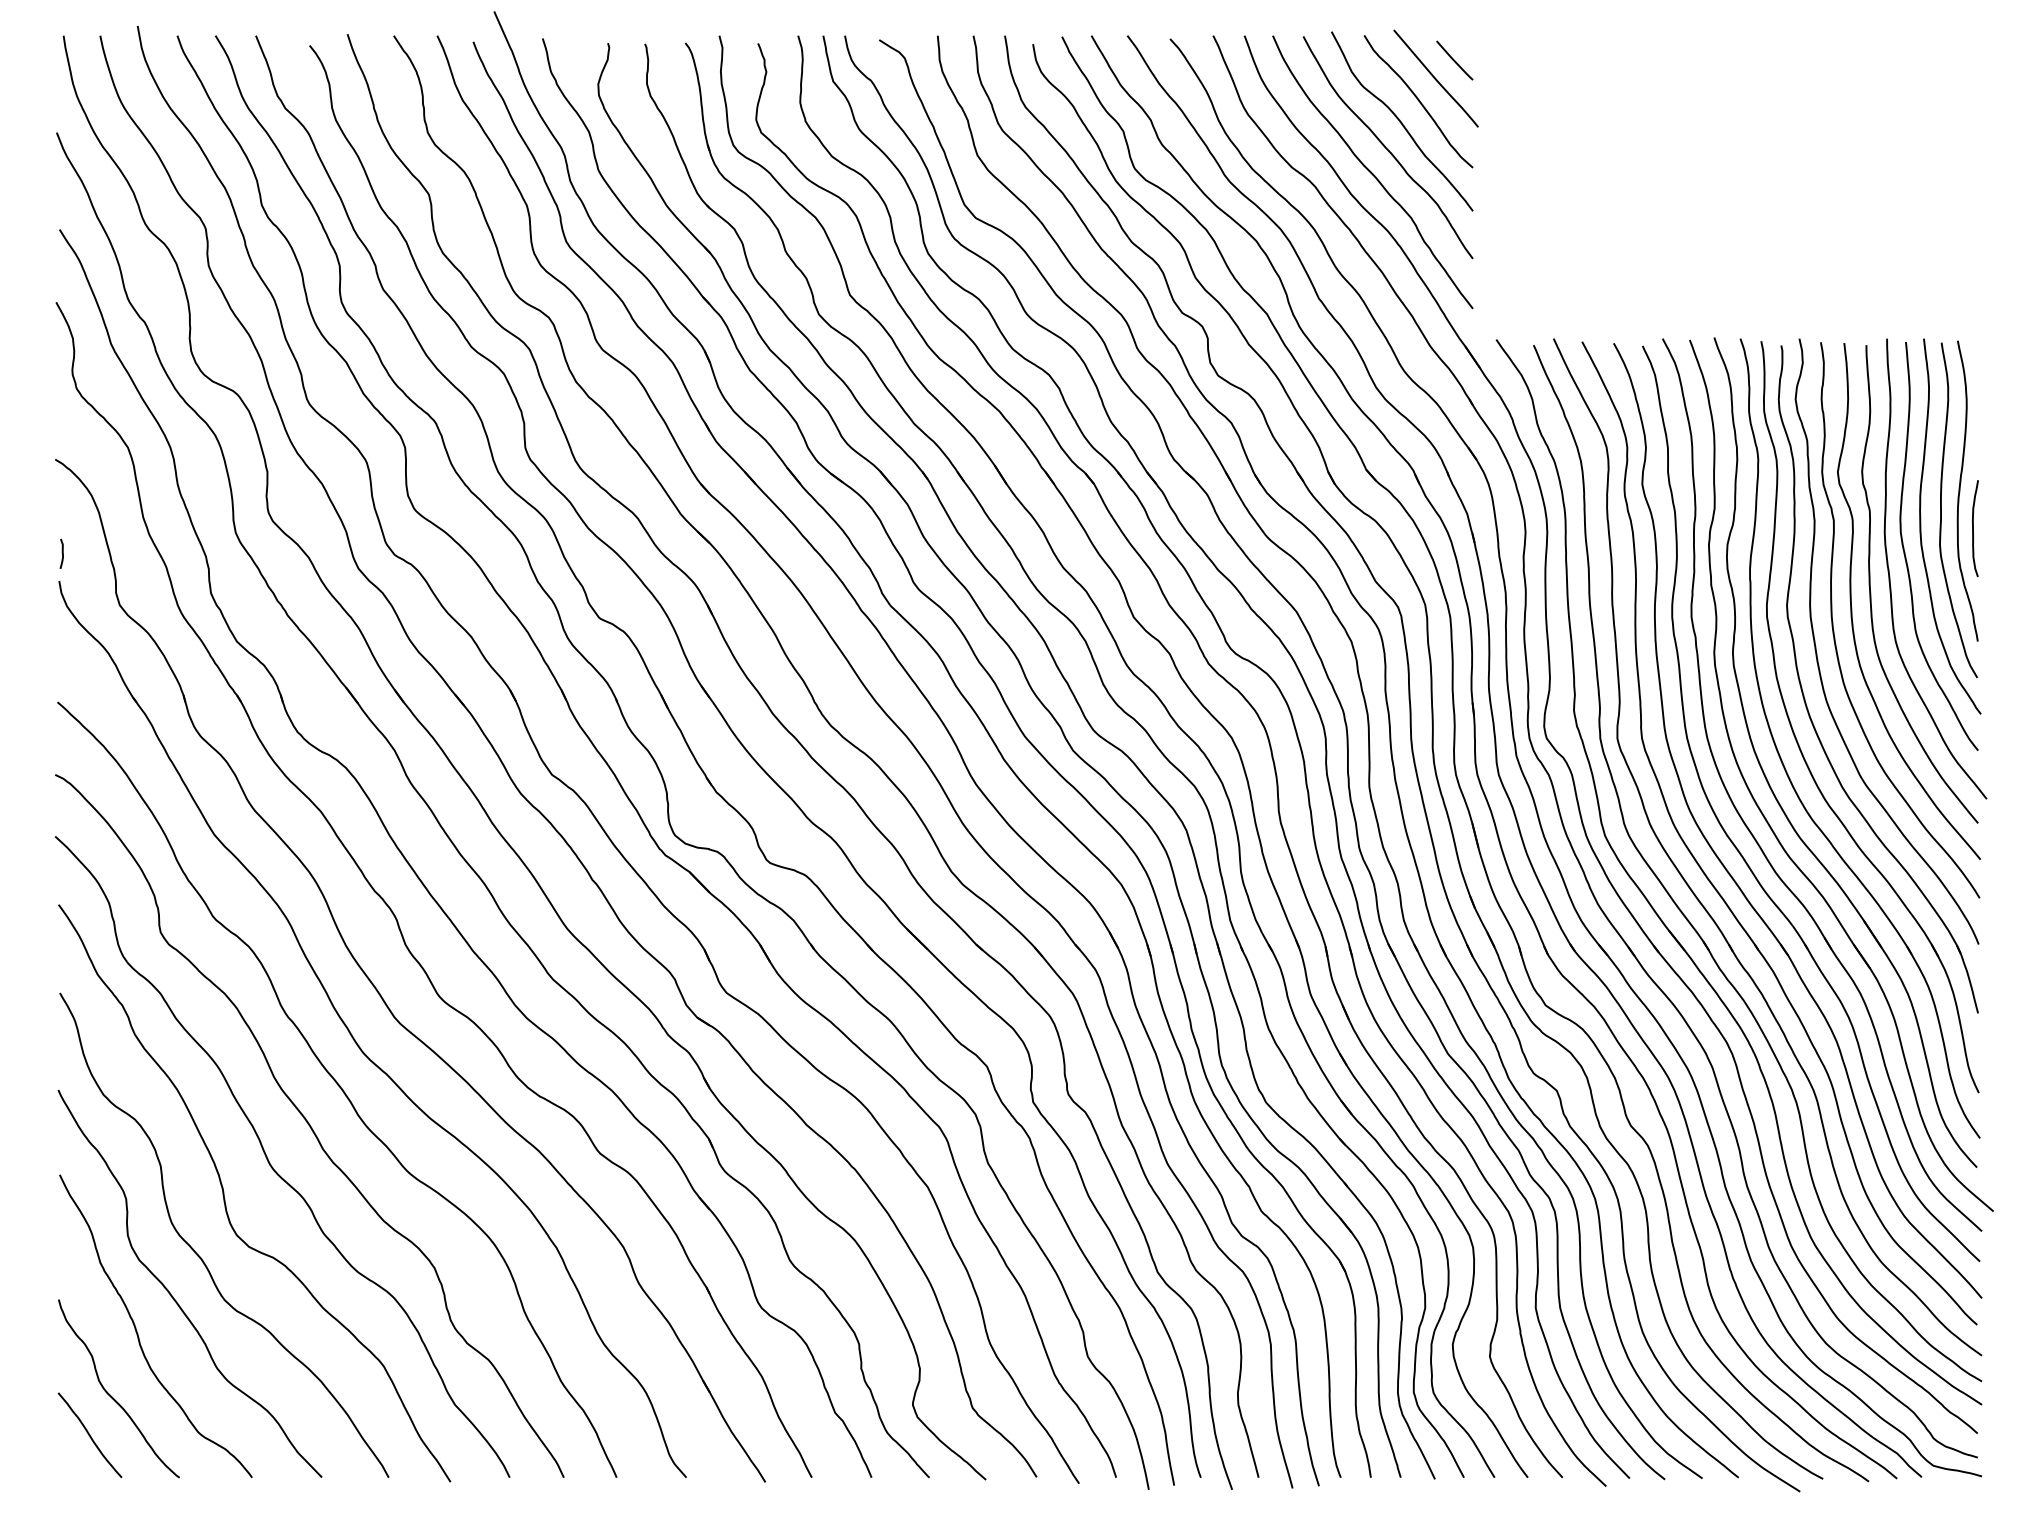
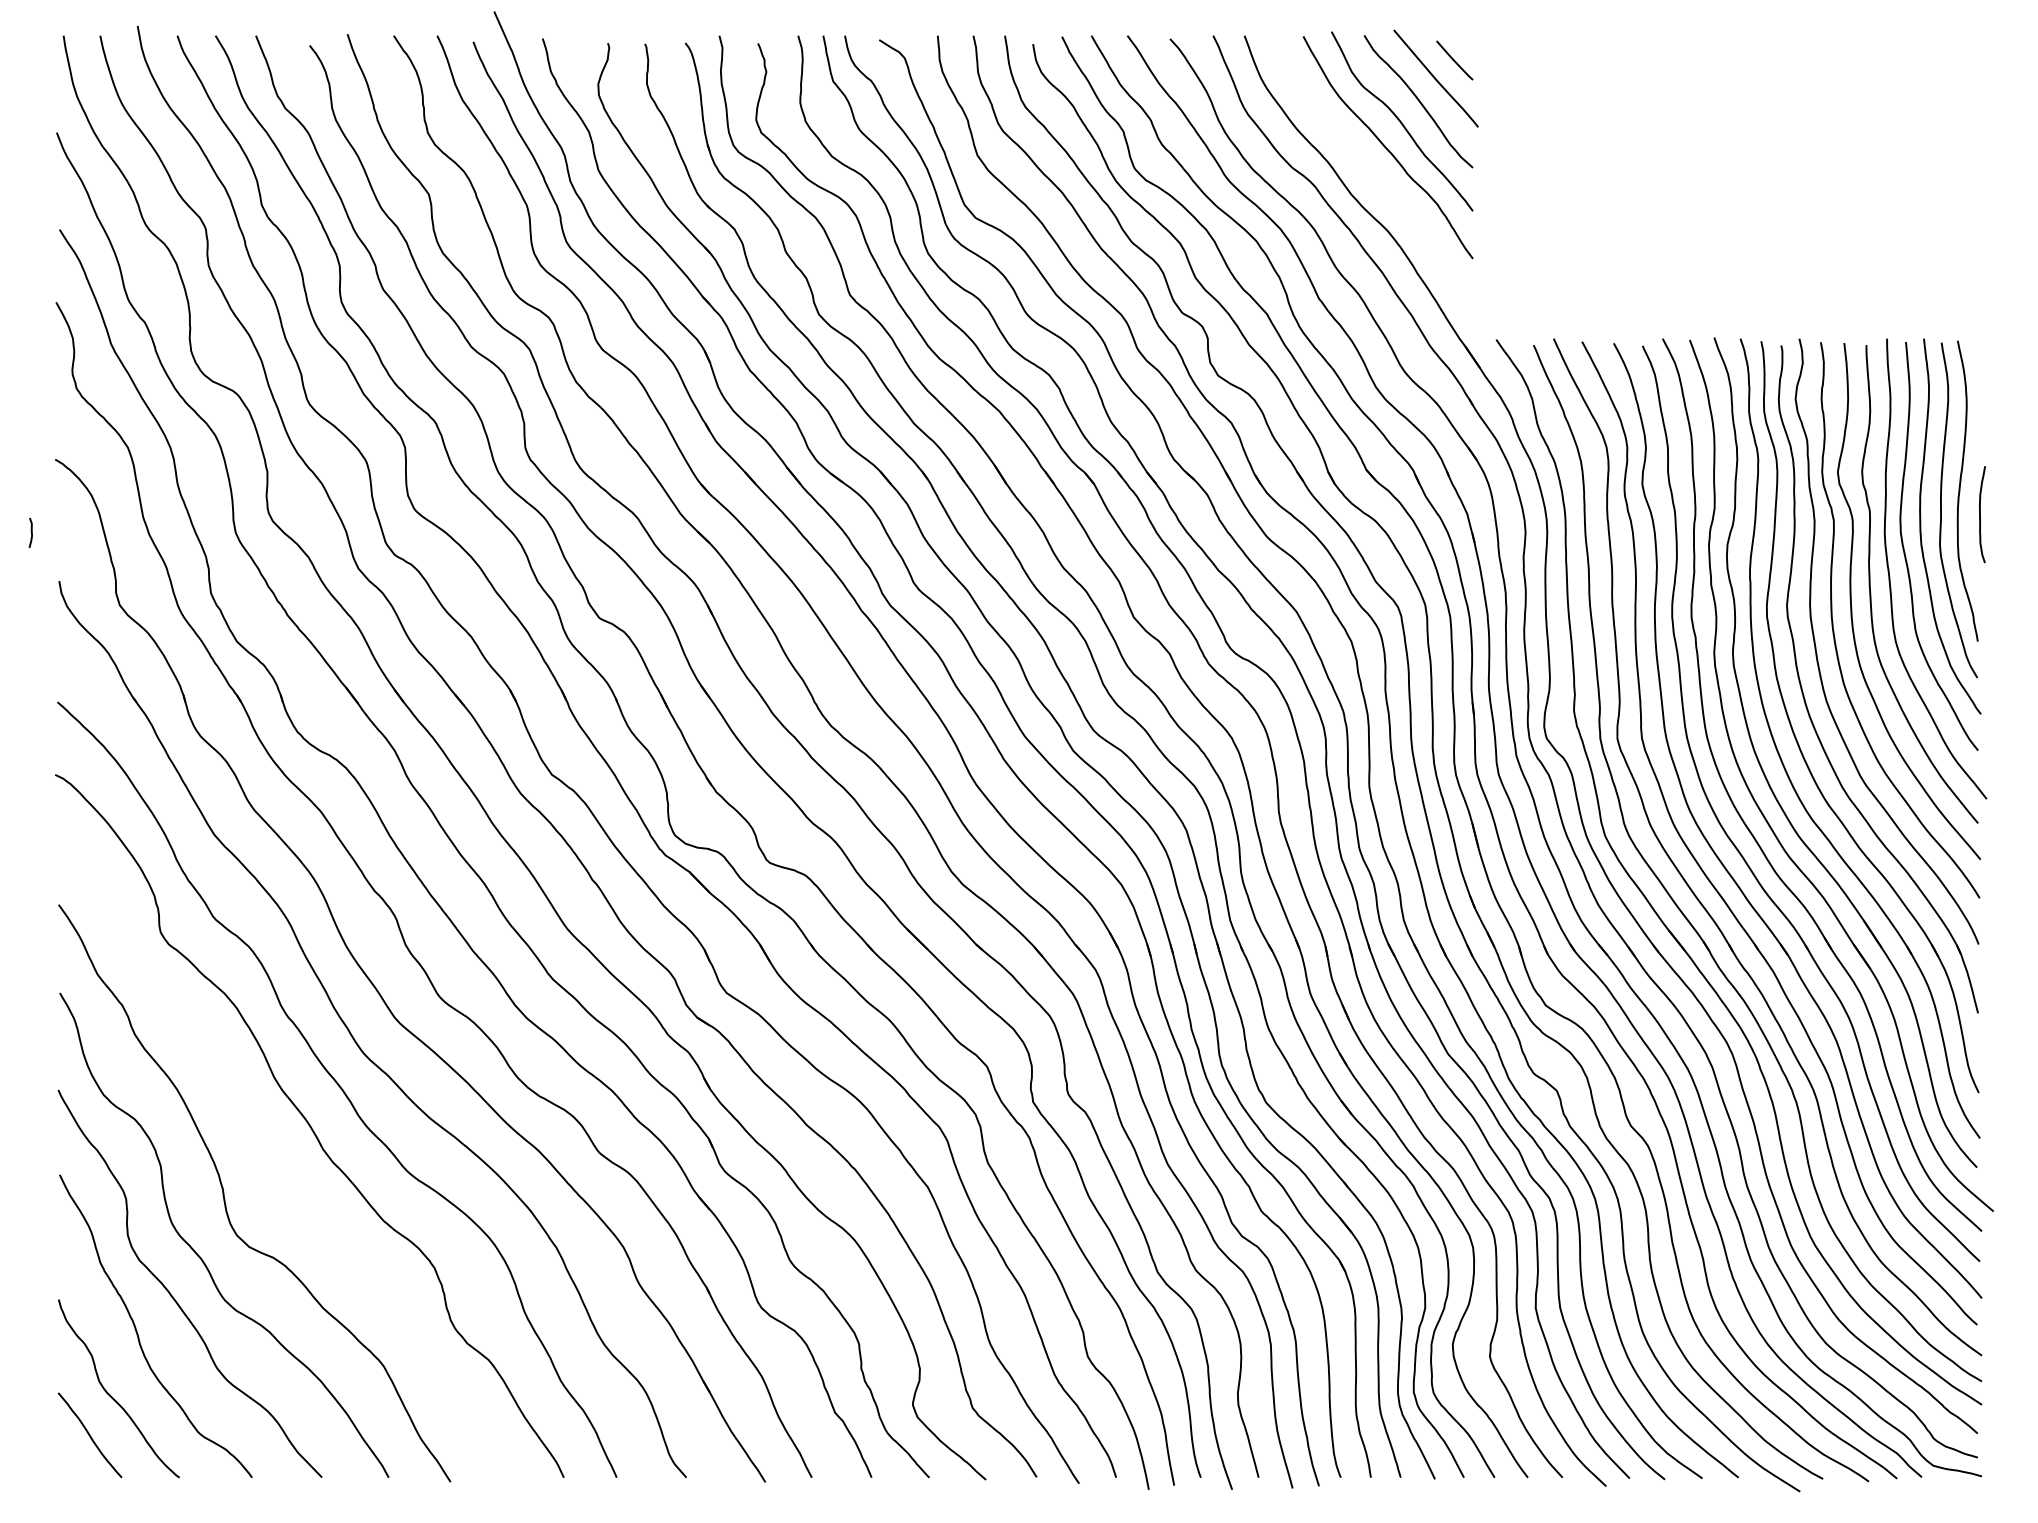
curve: present -> none (1372, 172)
curve position: (1973, 528) -> (1980, 514) (1980, 514)
curve position: (61, 553) -> (30, 532) (30, 532)
curve: present -> none (269, 1160)
